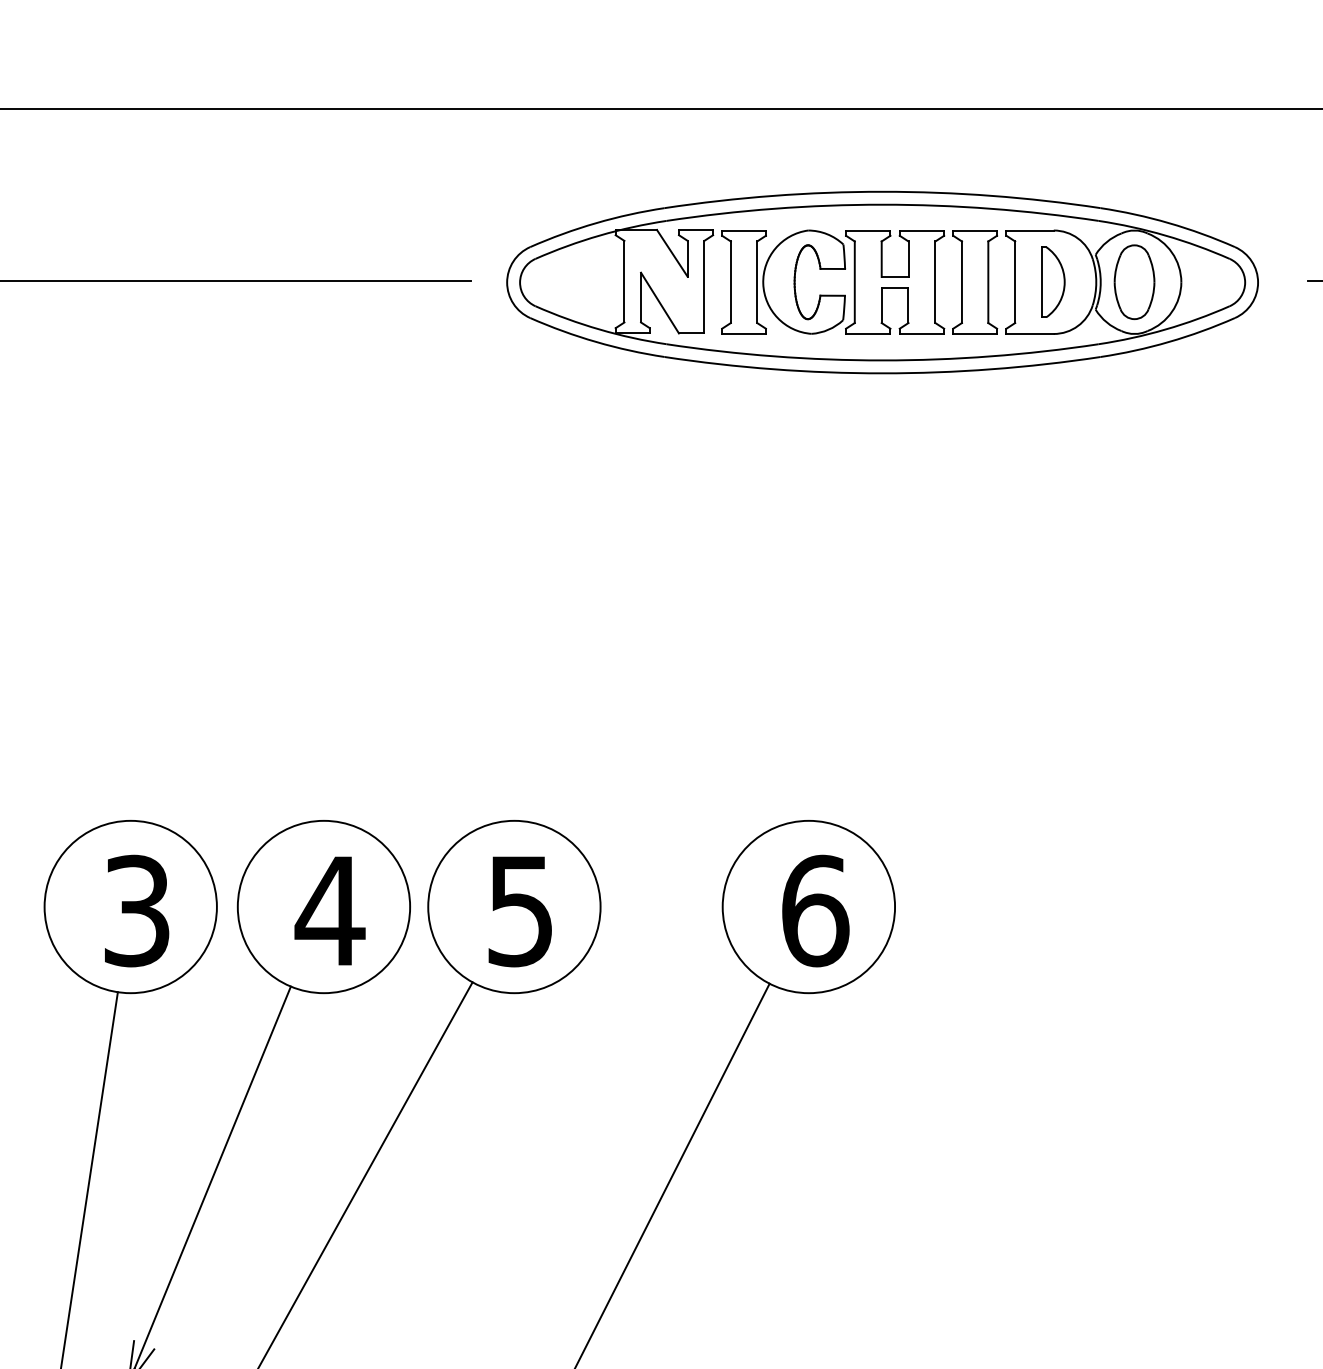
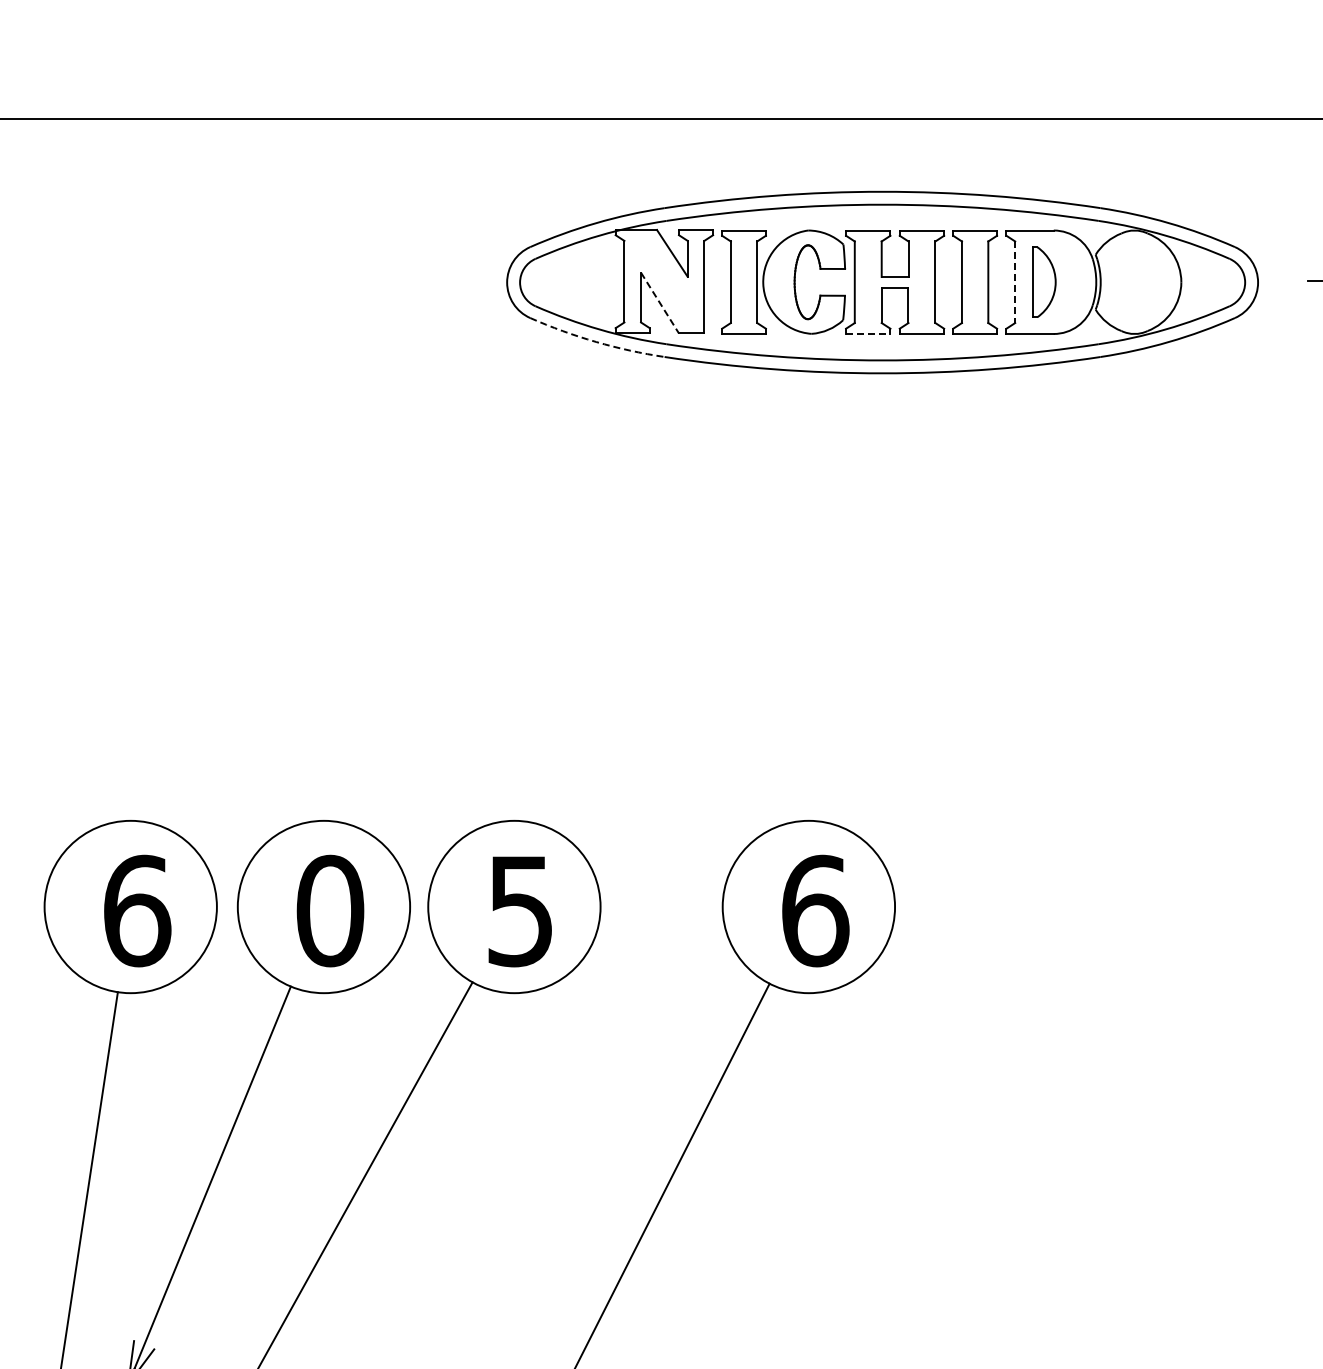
line position: (660, 108) -> (660, 118) (660, 118)
line: present -> none (236, 281)
part position: (1053, 281) -> (1044, 281) (1044, 281)
part: present -> none (1134, 281)
line: solid -> dashed (1015, 282)
line: solid -> dashed (660, 303)
line: solid -> dashed (868, 334)
arc: solid -> dashed (596, 341)
text: 3 -> 6 (137, 910)
text: 4 -> 0 (329, 910)
